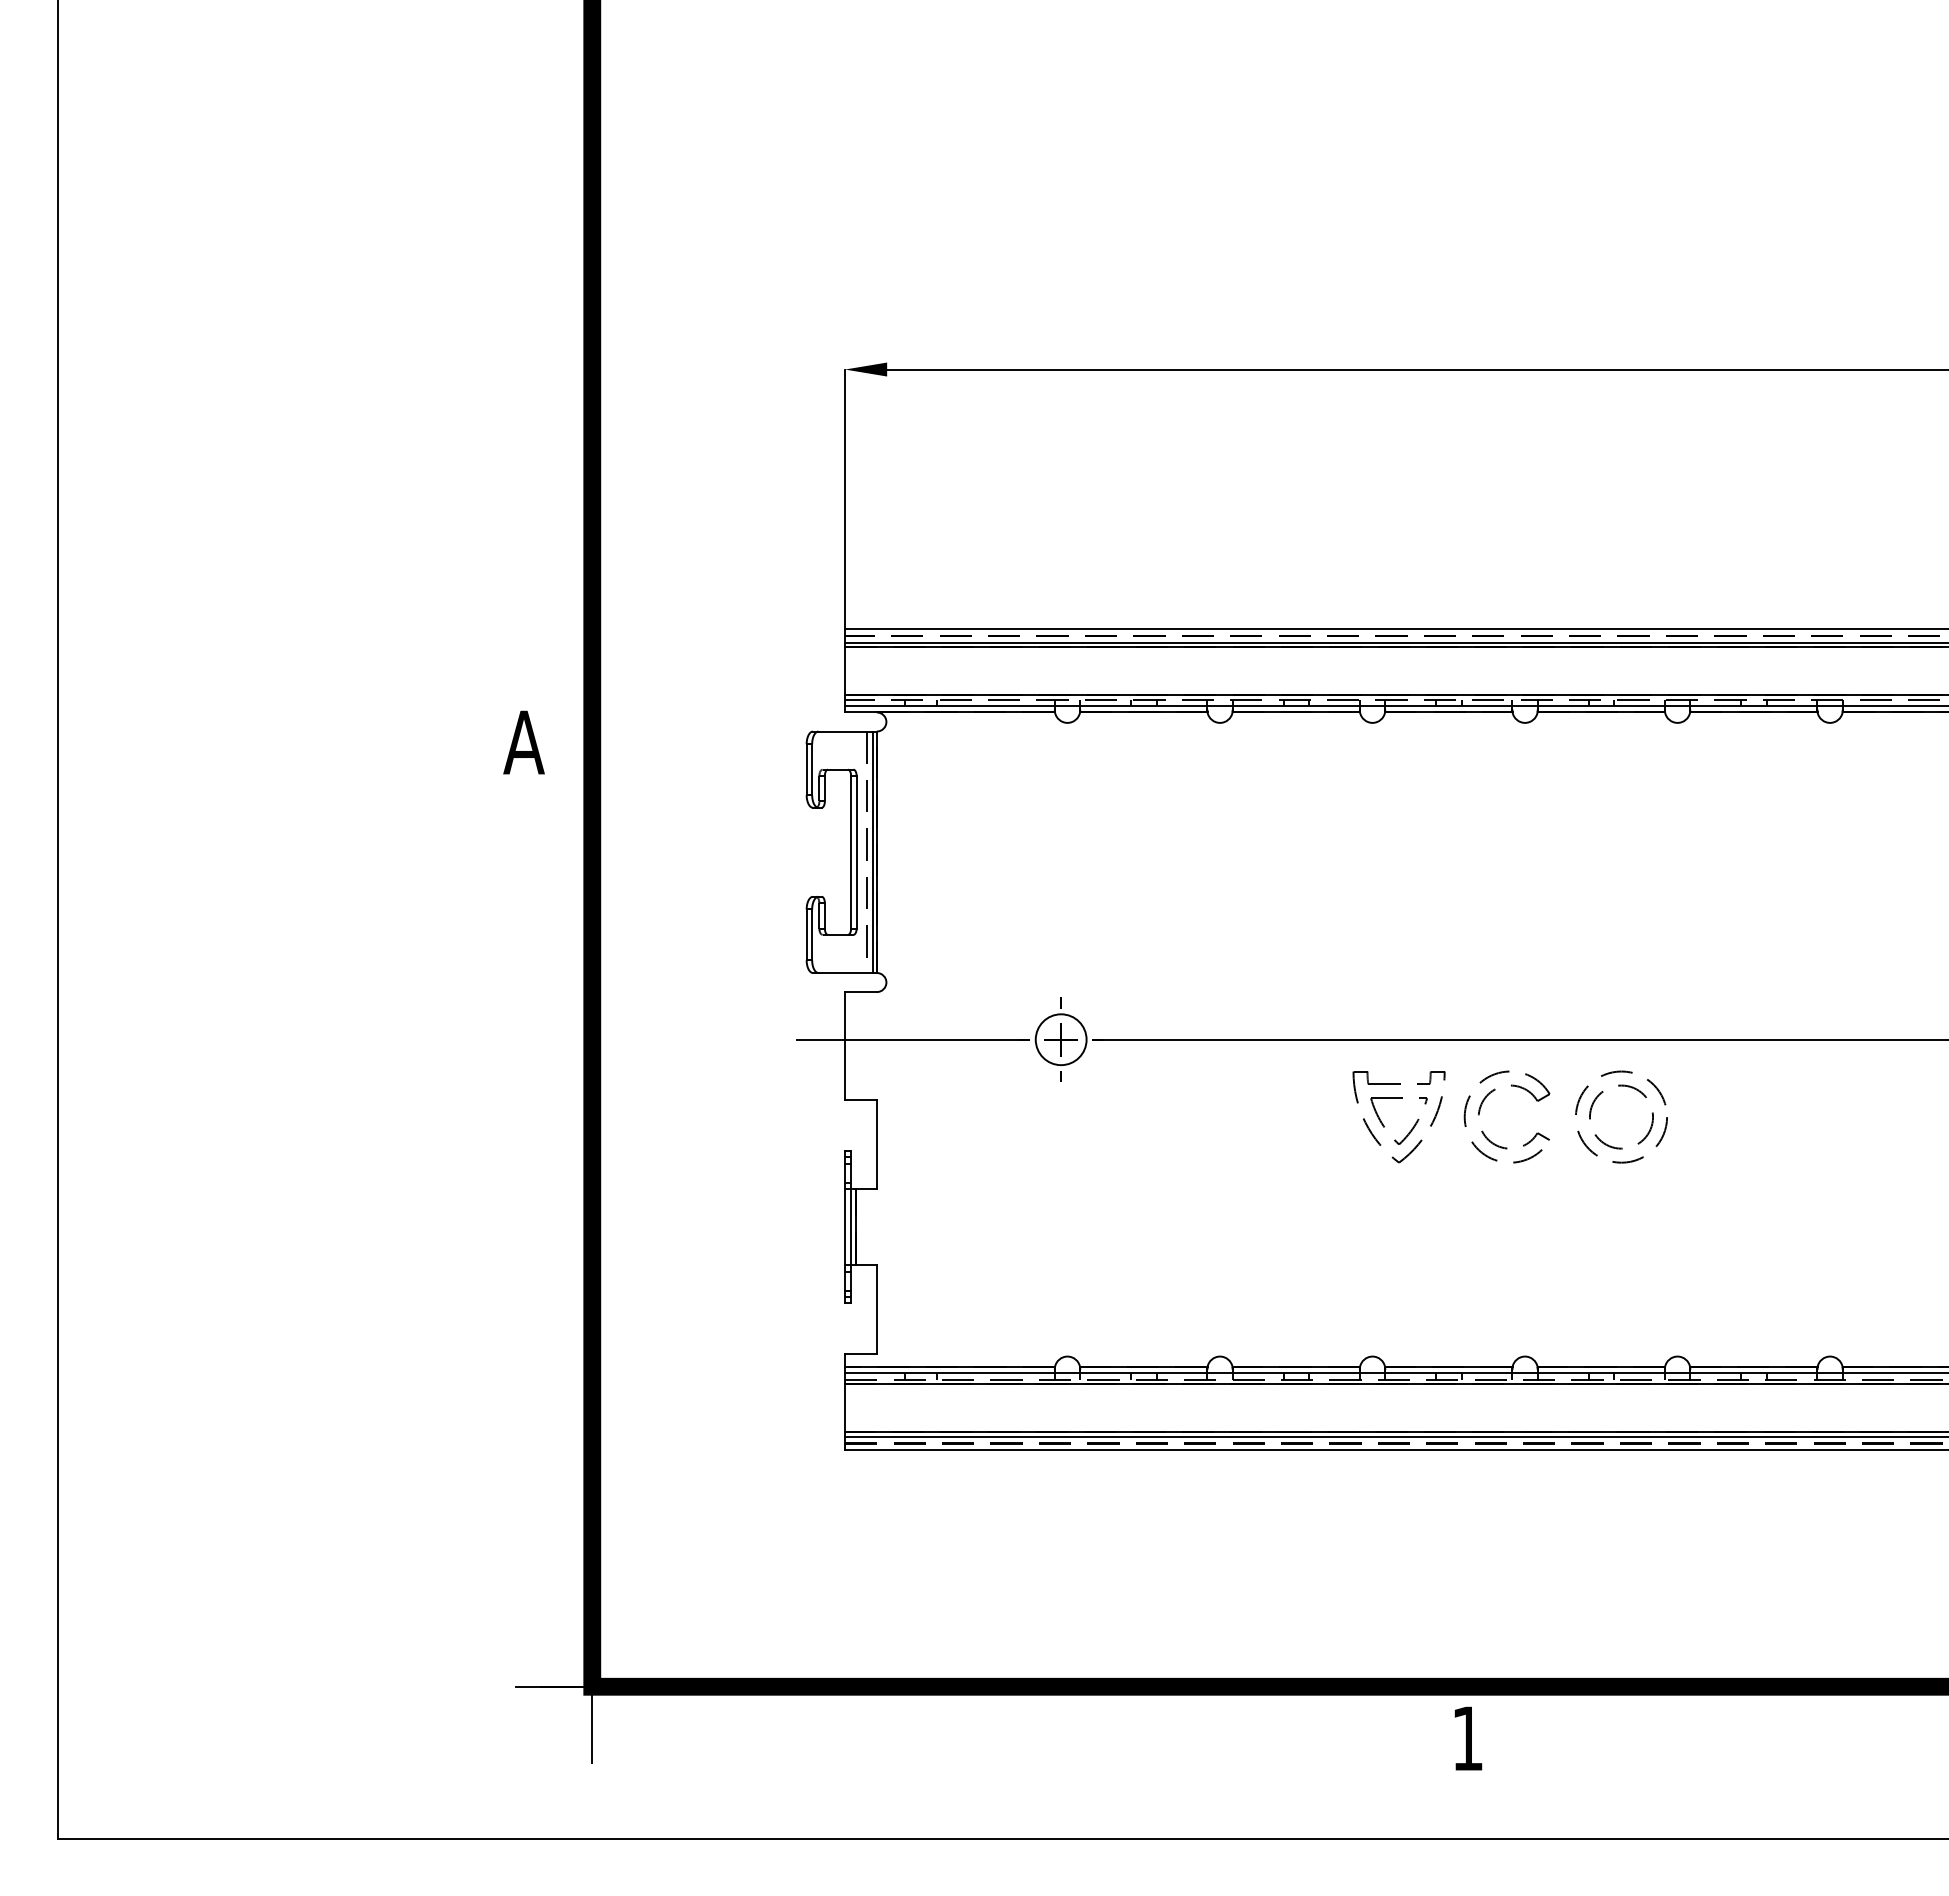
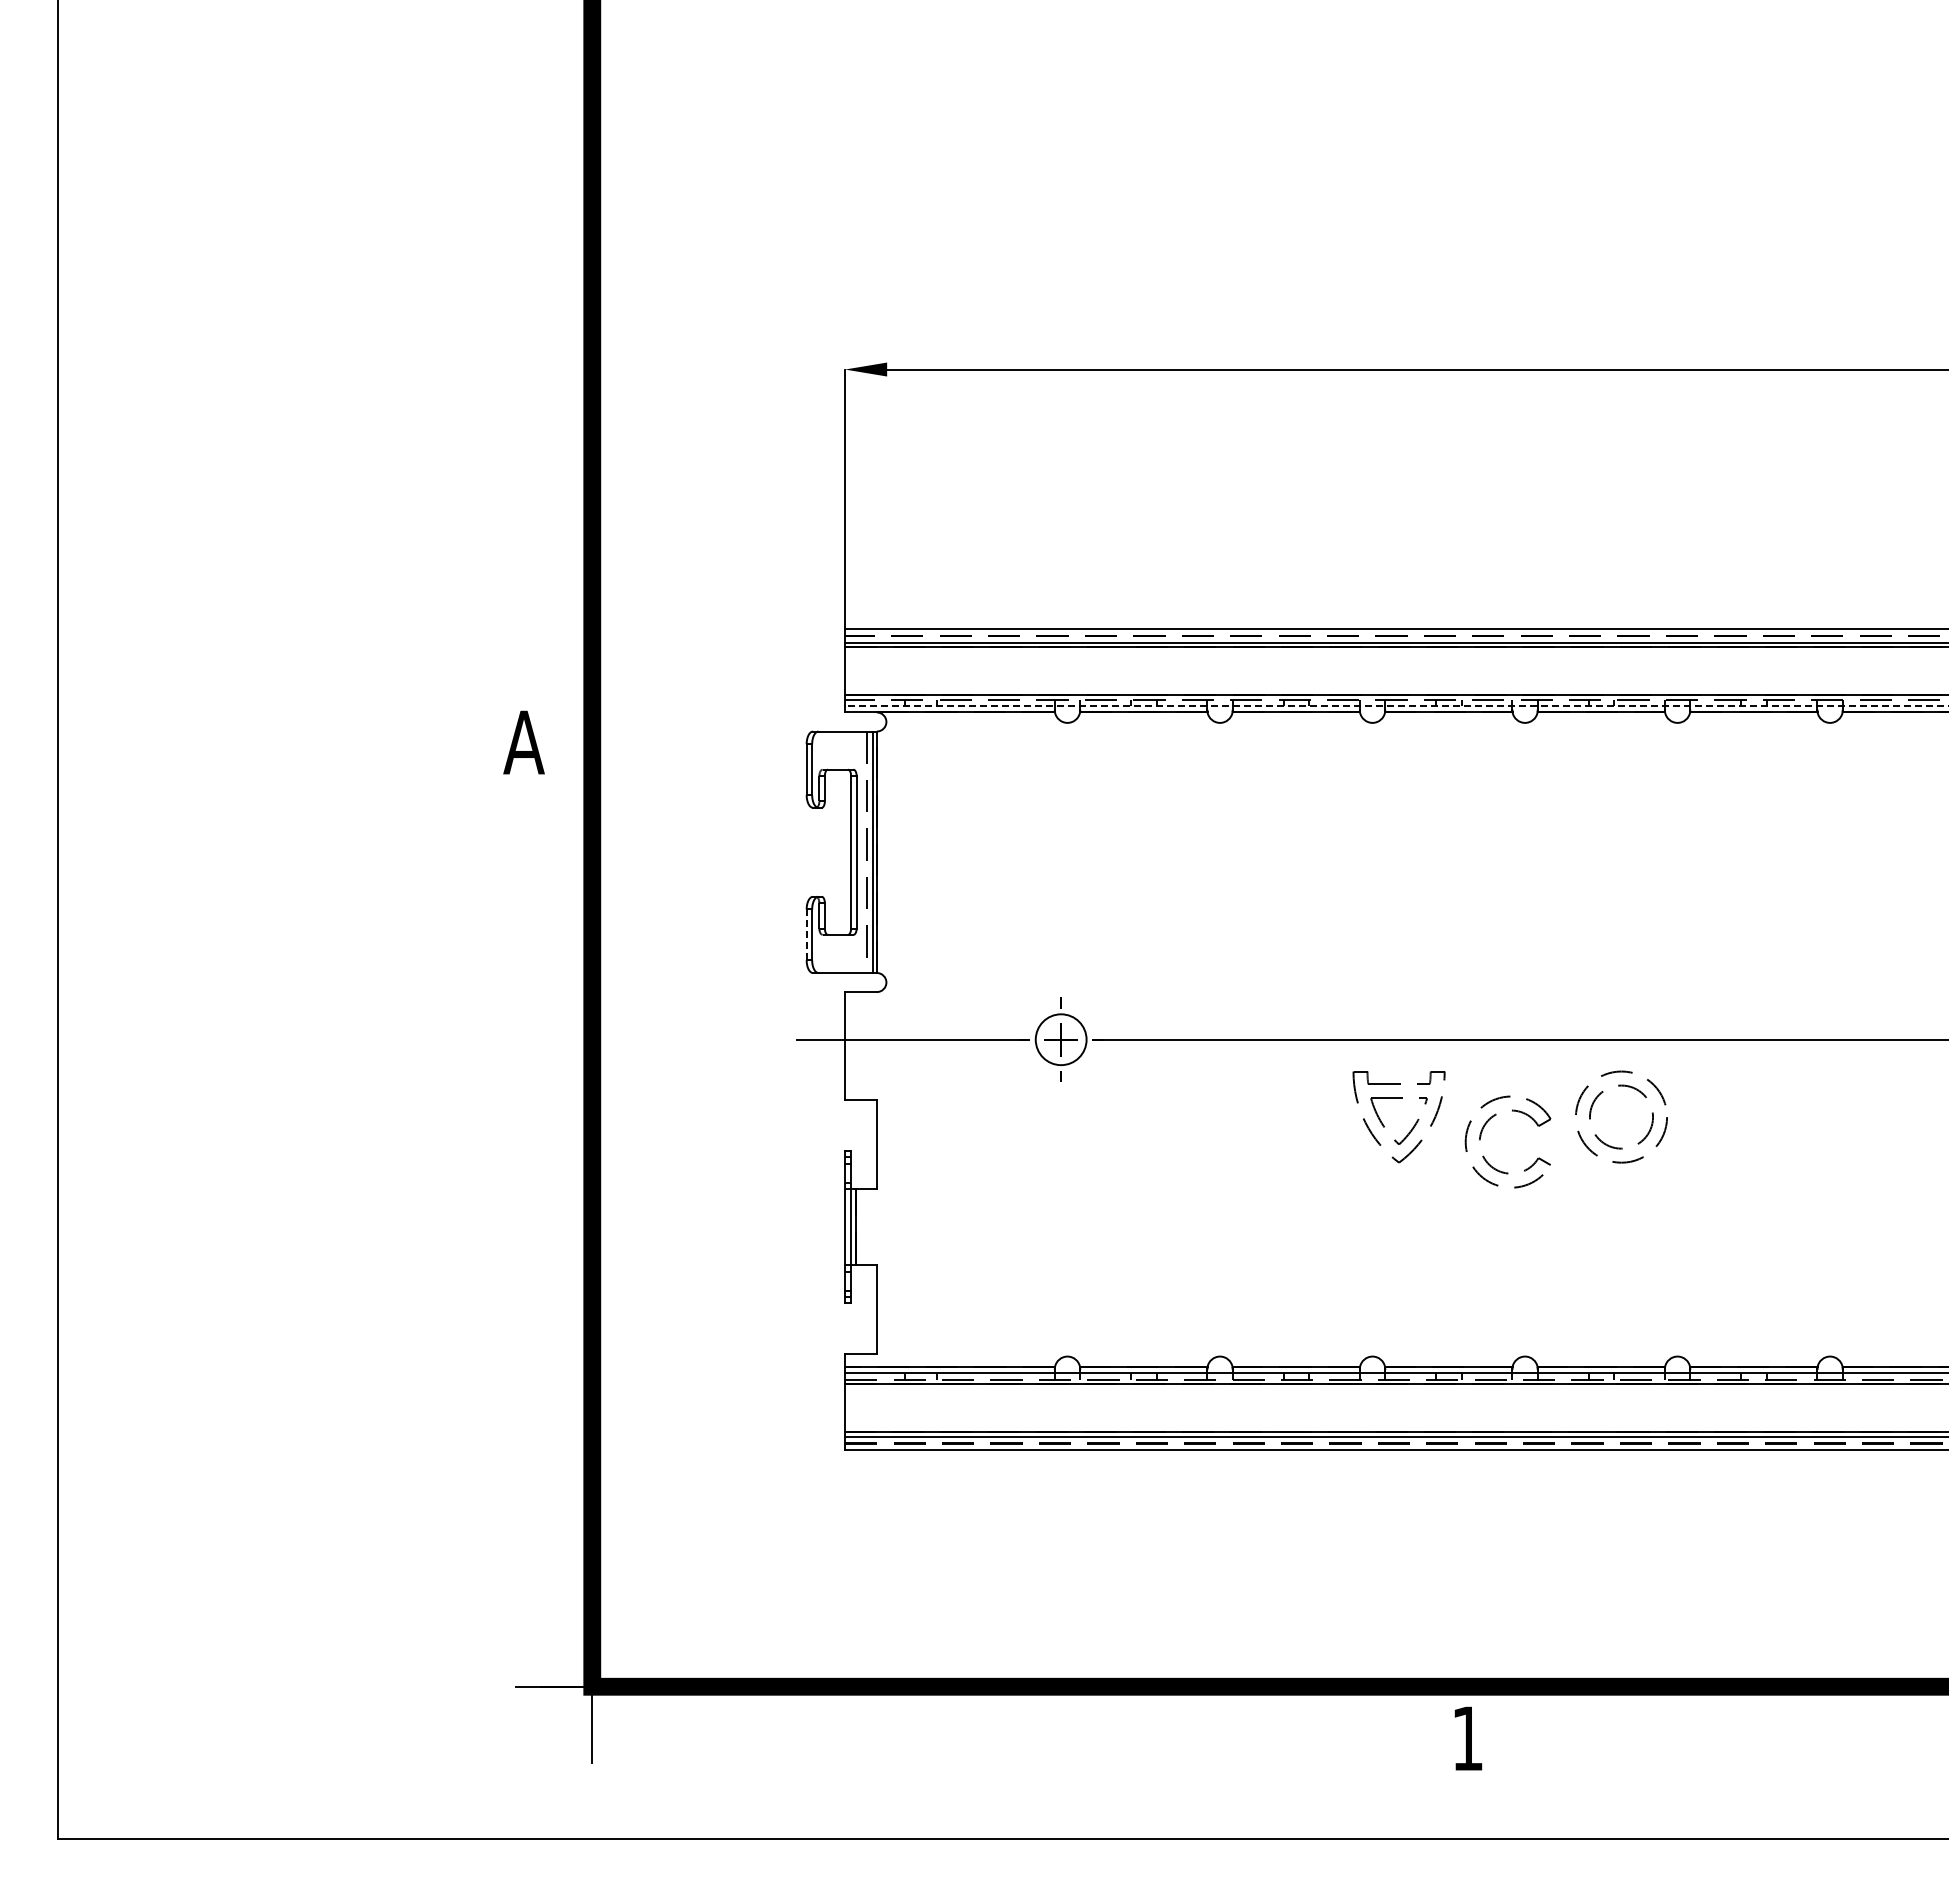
line: solid -> dashed (1397, 706)
line: solid -> dashed (806, 935)
part position: (1480, 1111) -> (1481, 1136) (1481, 1136)
